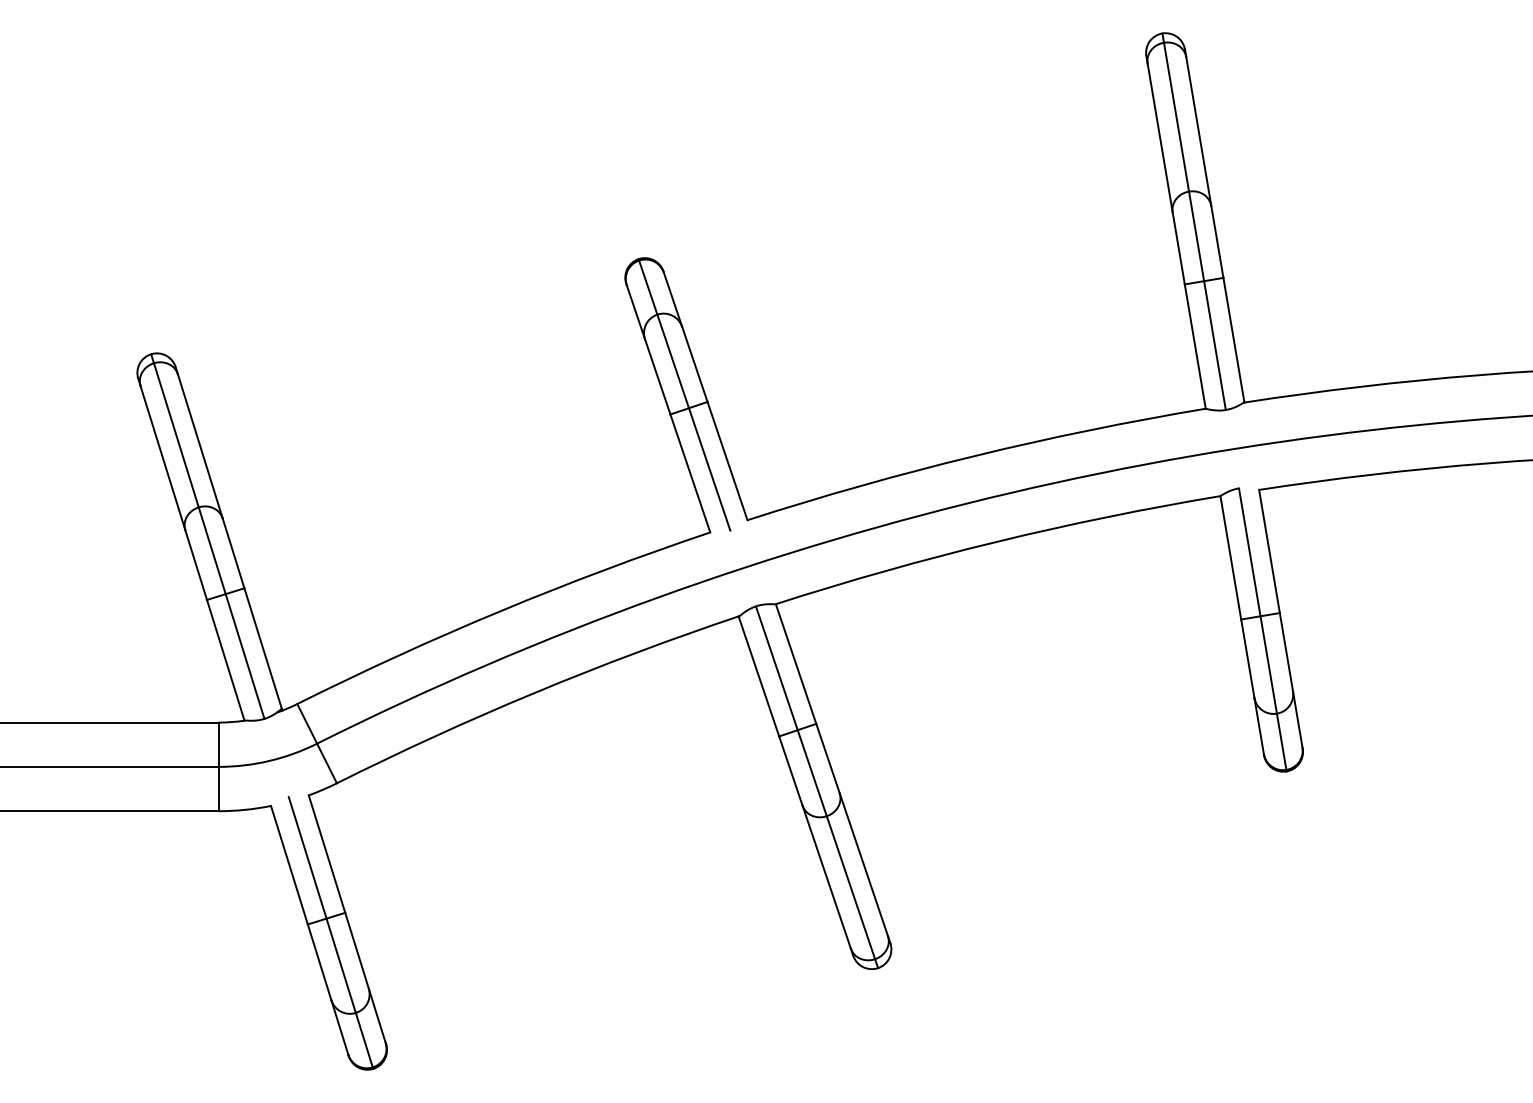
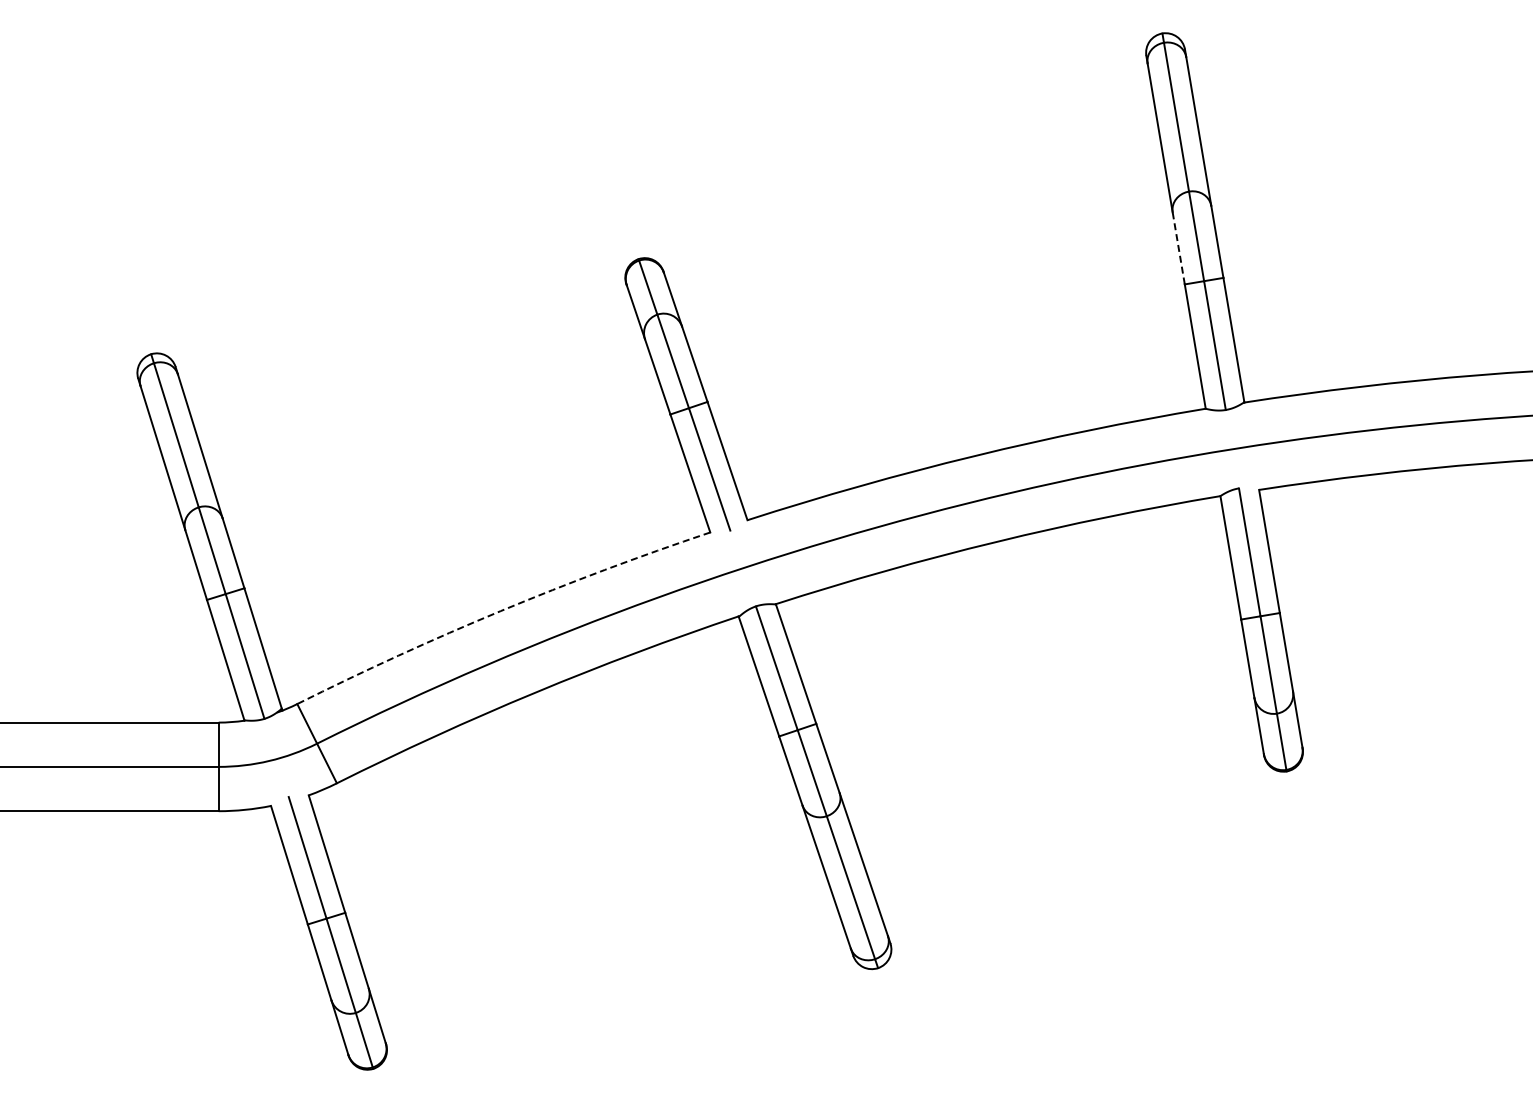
line: solid -> dashed (1178, 248)
arc: solid -> dashed (500, 611)
